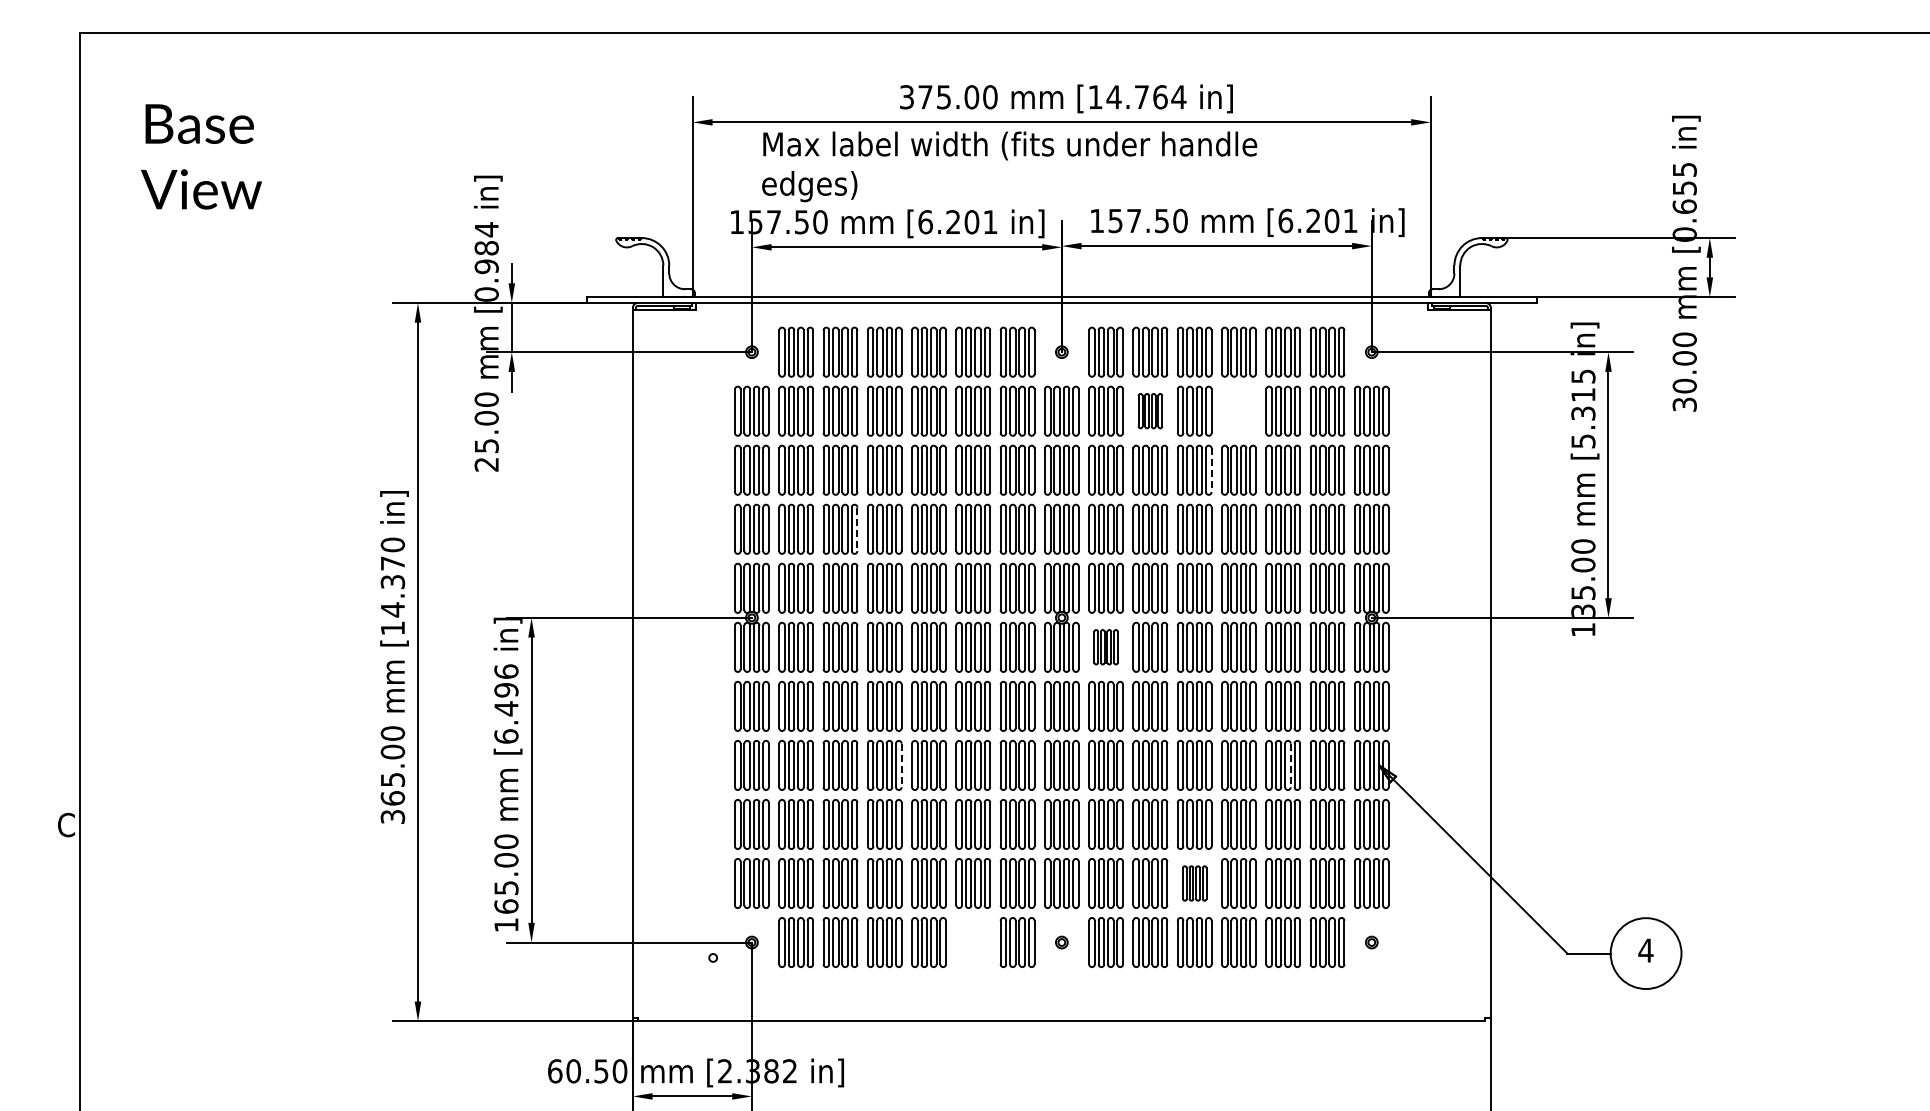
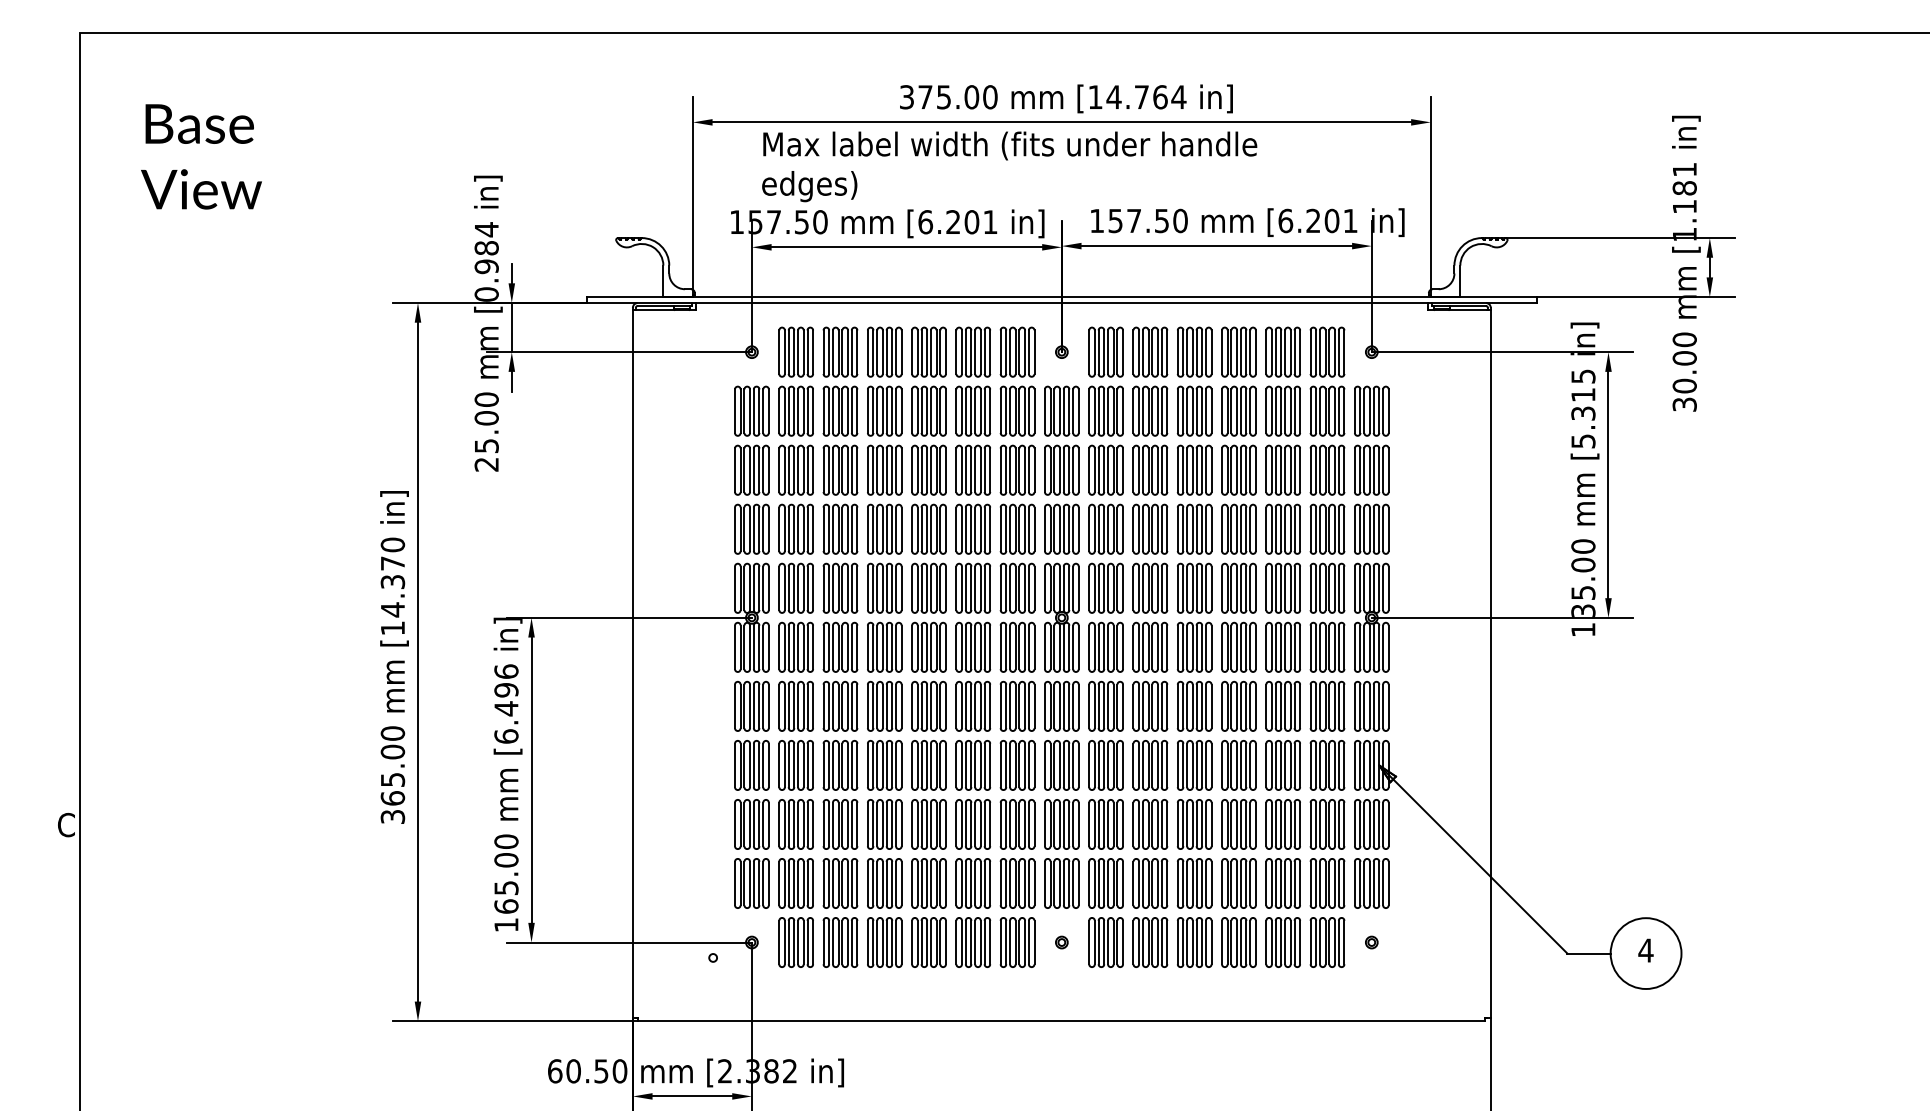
text: [0.655 -> [1.181 (1684, 202)
part: none -> present (1238, 410)
part size: 27x37 px -> 37x52 px (1150, 410)
line: dashed -> solid (1211, 470)
line: dashed -> solid (857, 529)
part size: 26x37 px -> 36x52 px (1105, 646)
line: dashed -> solid (901, 765)
line: dashed -> solid (1290, 765)
part size: 26x37 px -> 36x51 px (1194, 883)
part: none -> present (973, 942)
